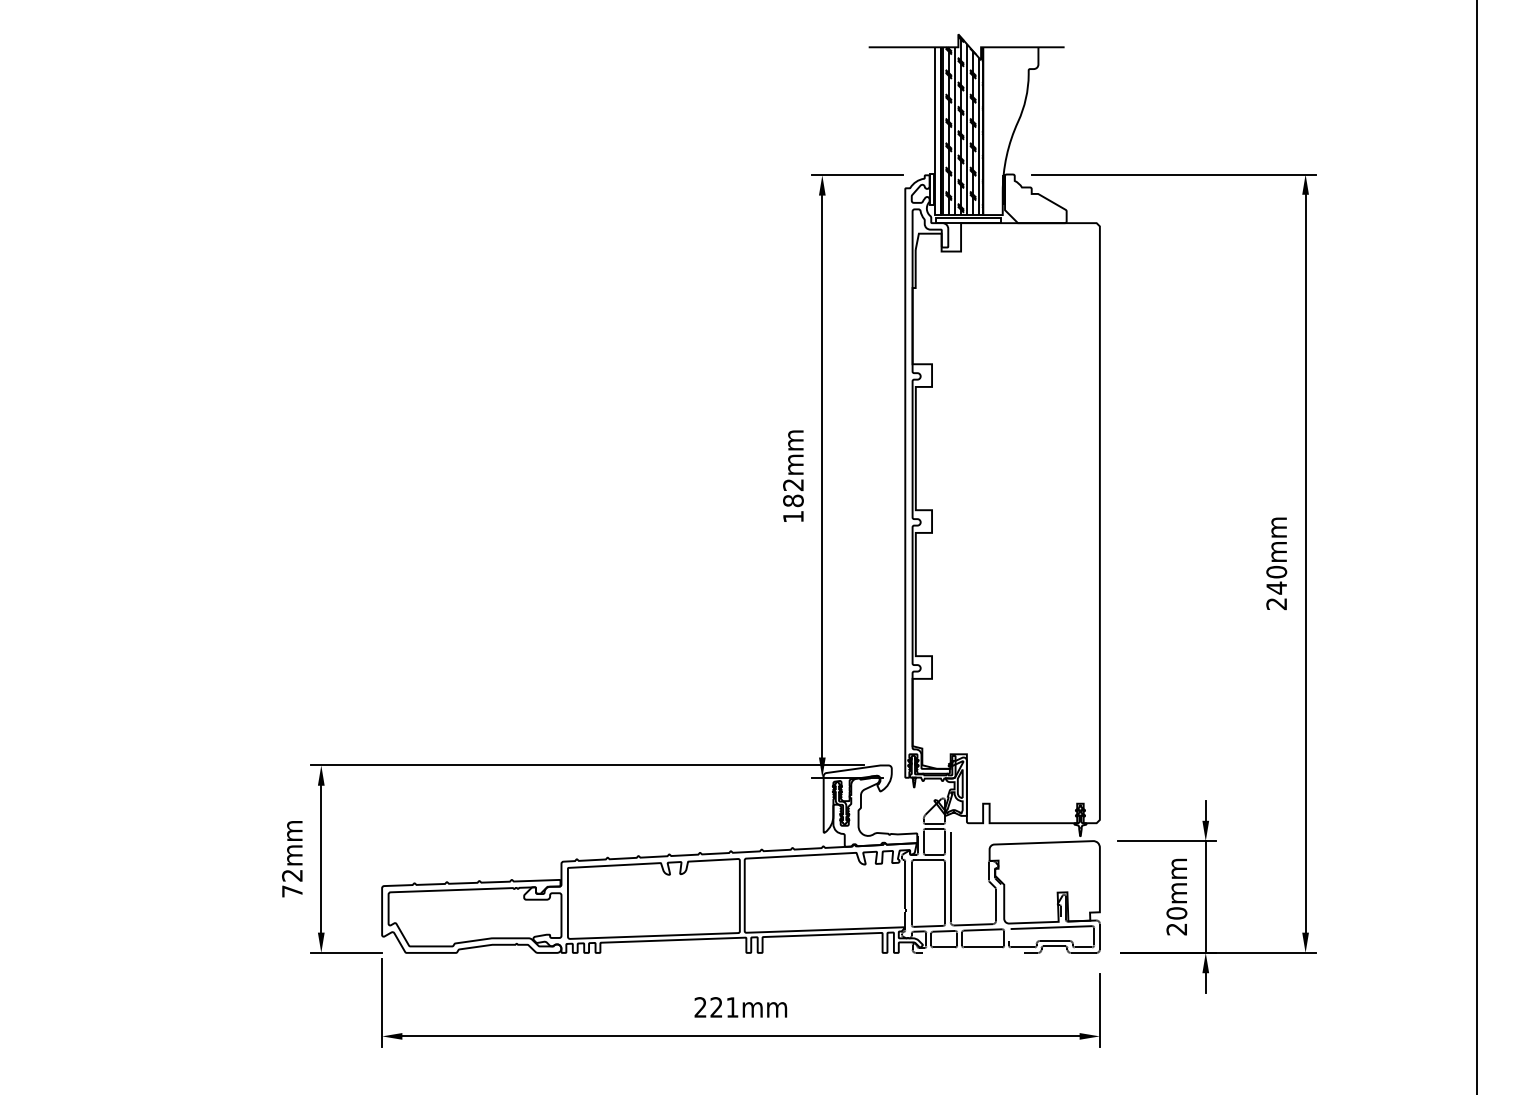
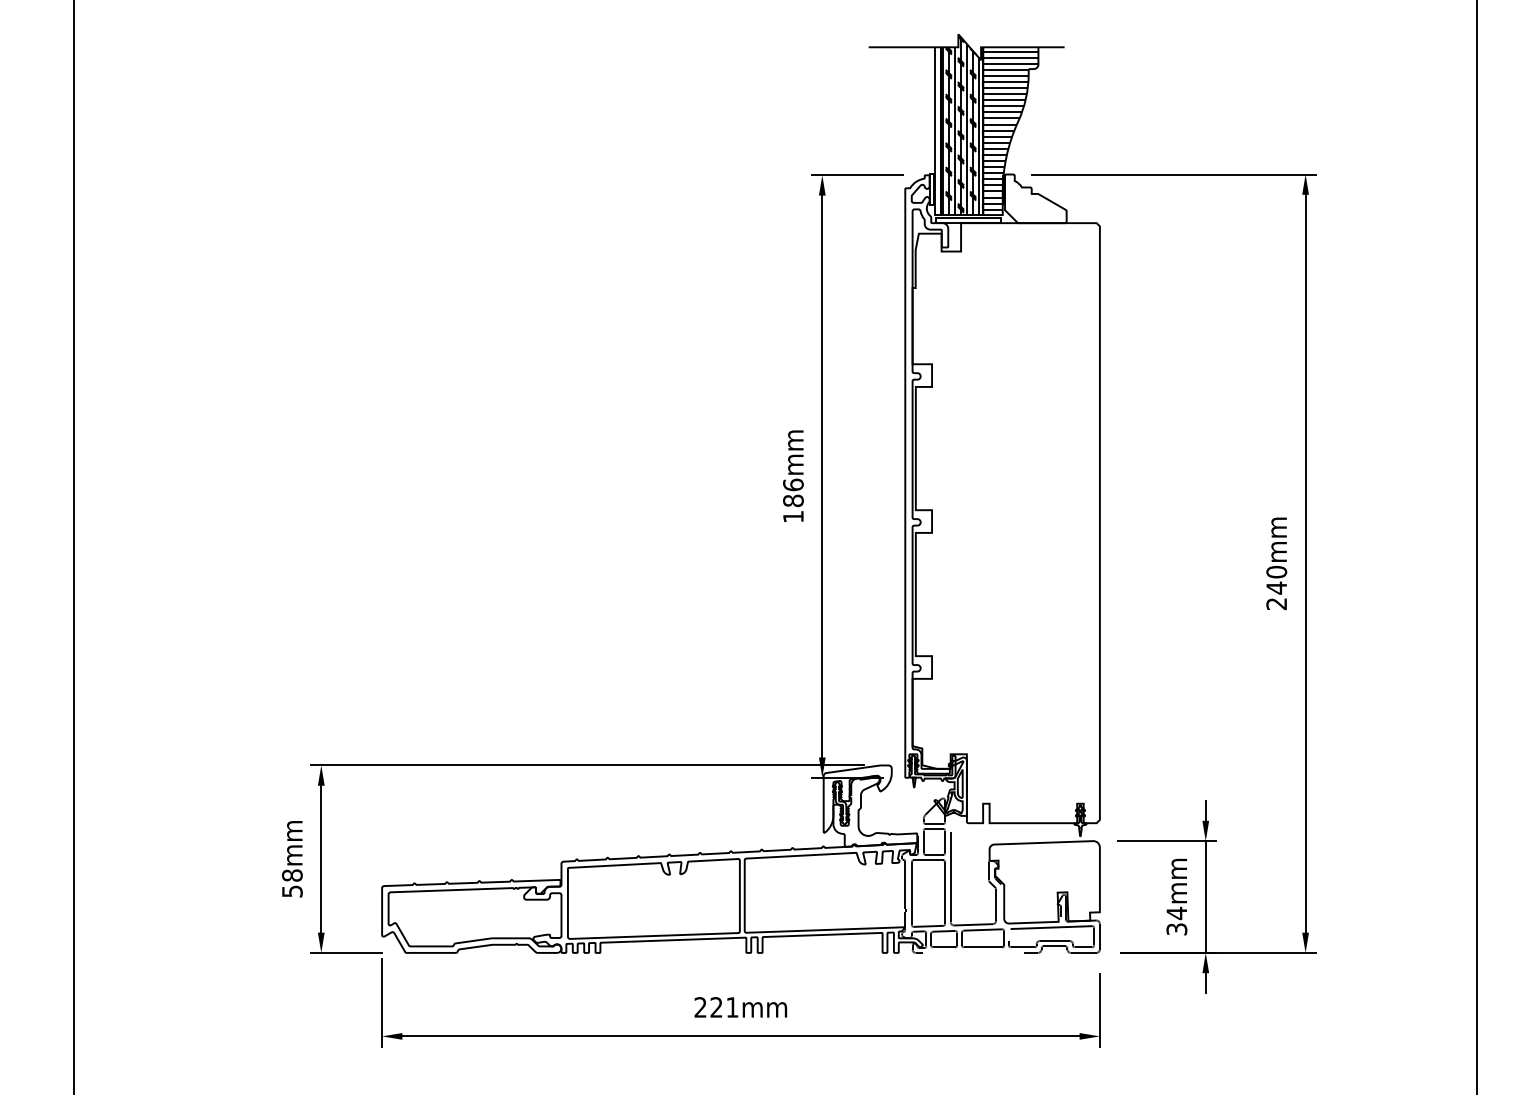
hatch: none -> present (1010, 130)
text: 182mm -> 186mm (793, 484)
line: none -> present (73, 546)
text: 72mm -> 58mm (292, 883)
text: 20mm -> 34mm (1176, 920)
